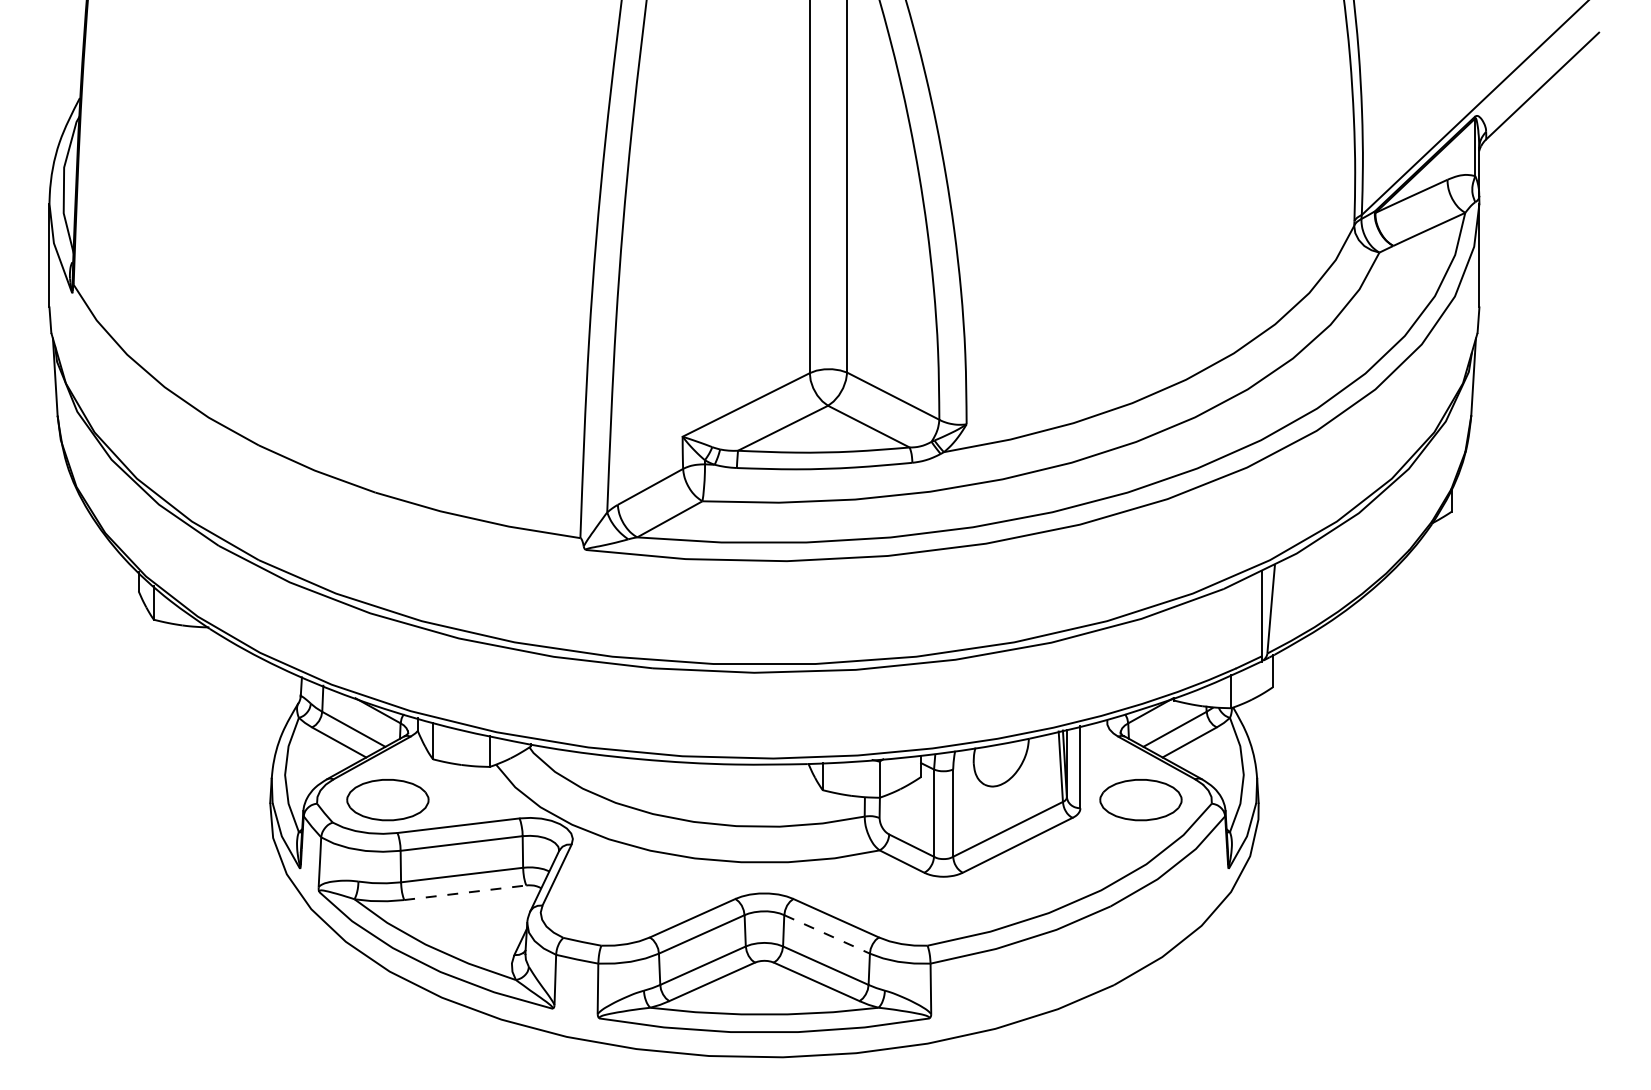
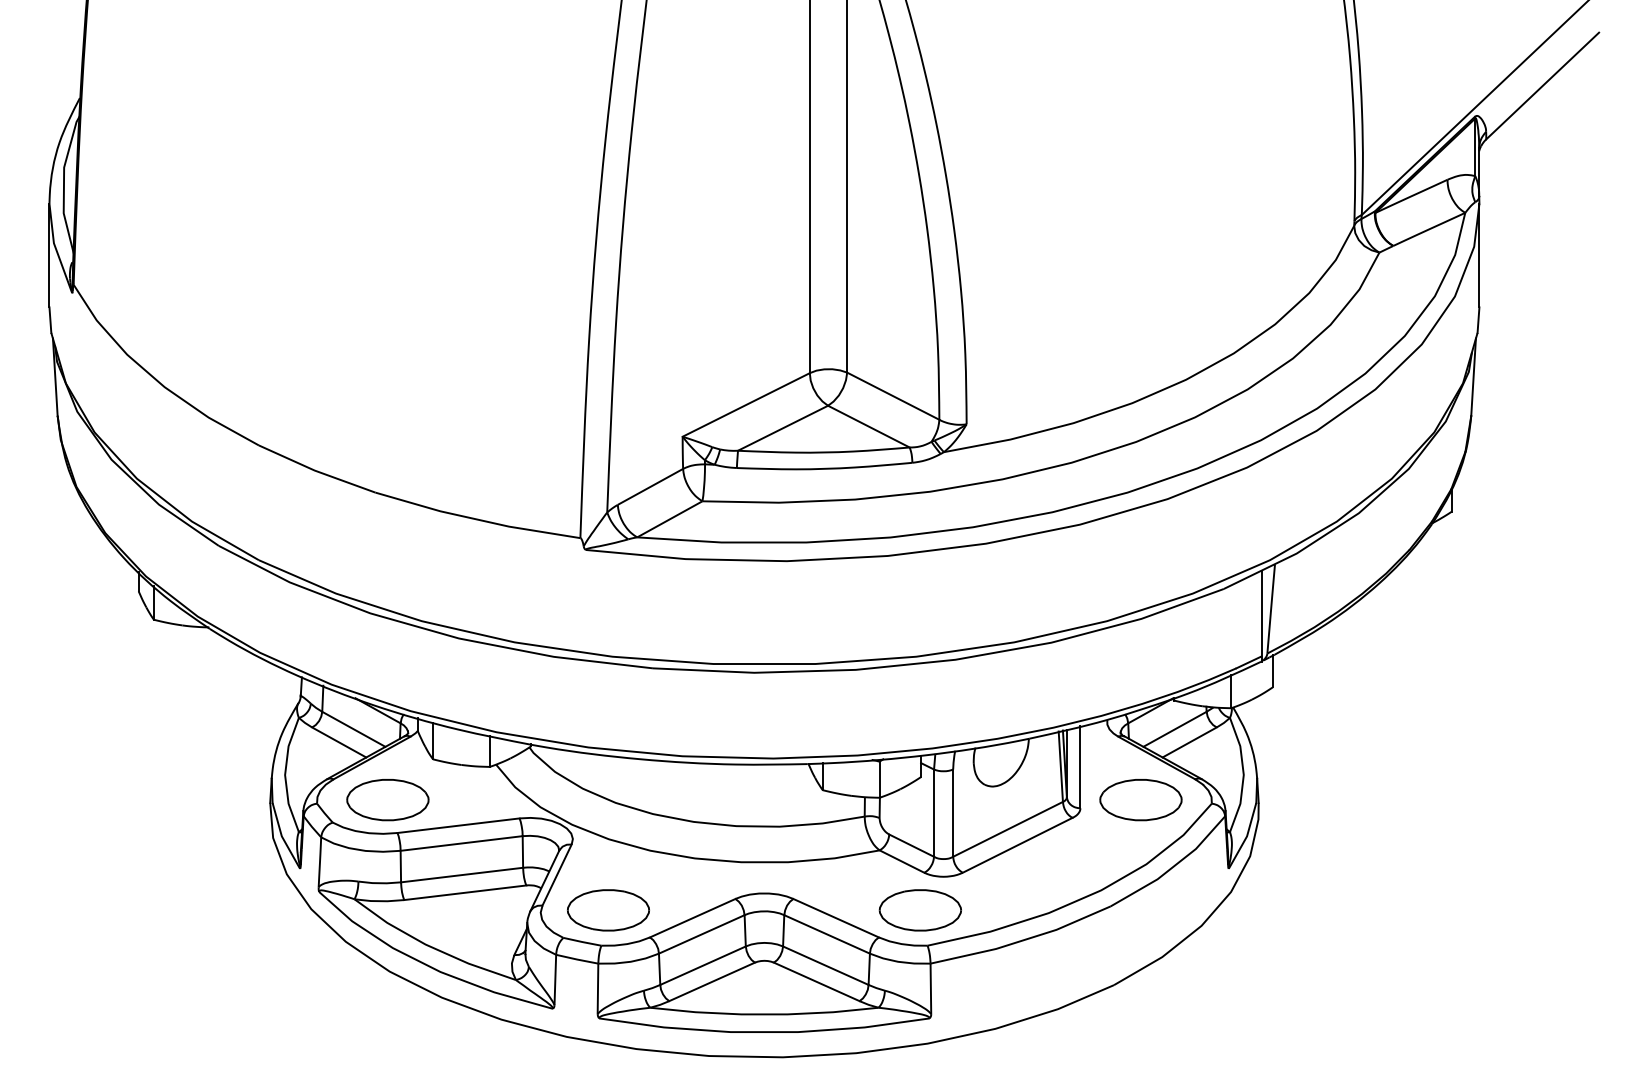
line: dashed -> solid (465, 892)
part: none -> present (608, 910)
part: none -> present (919, 910)
line: dashed -> solid (827, 934)
